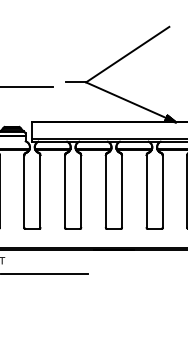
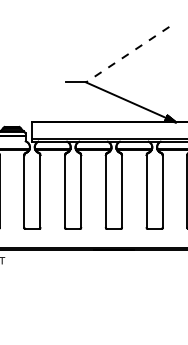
line: solid -> dashed (127, 54)
line: present -> none (27, 86)
line: present -> none (45, 273)
